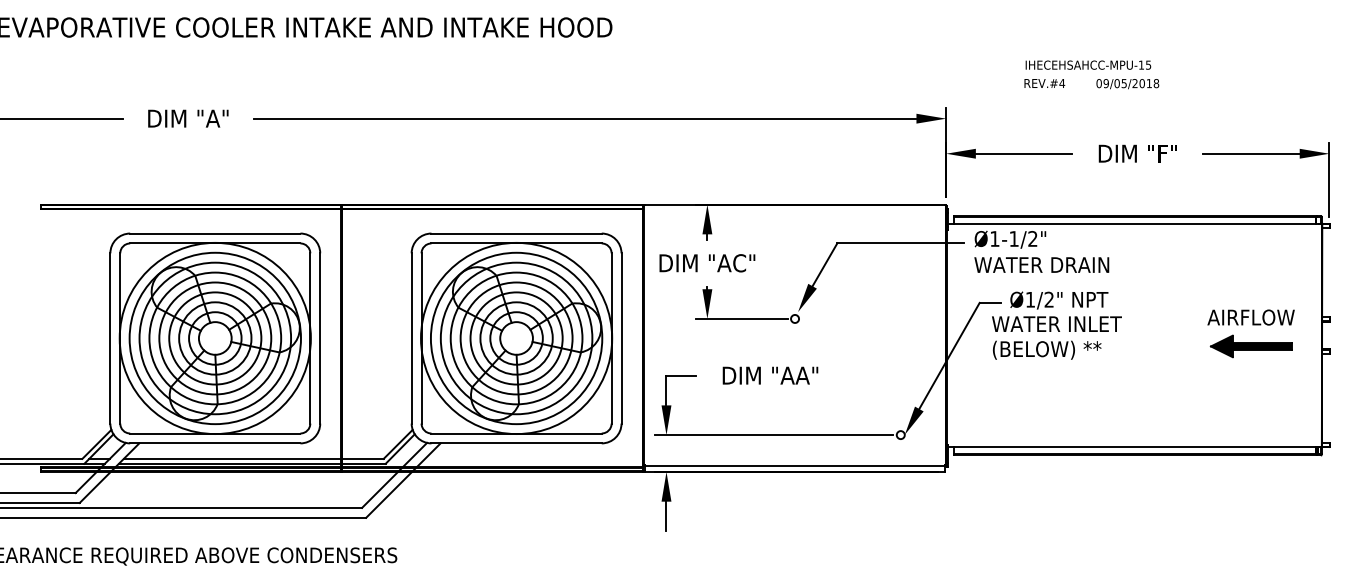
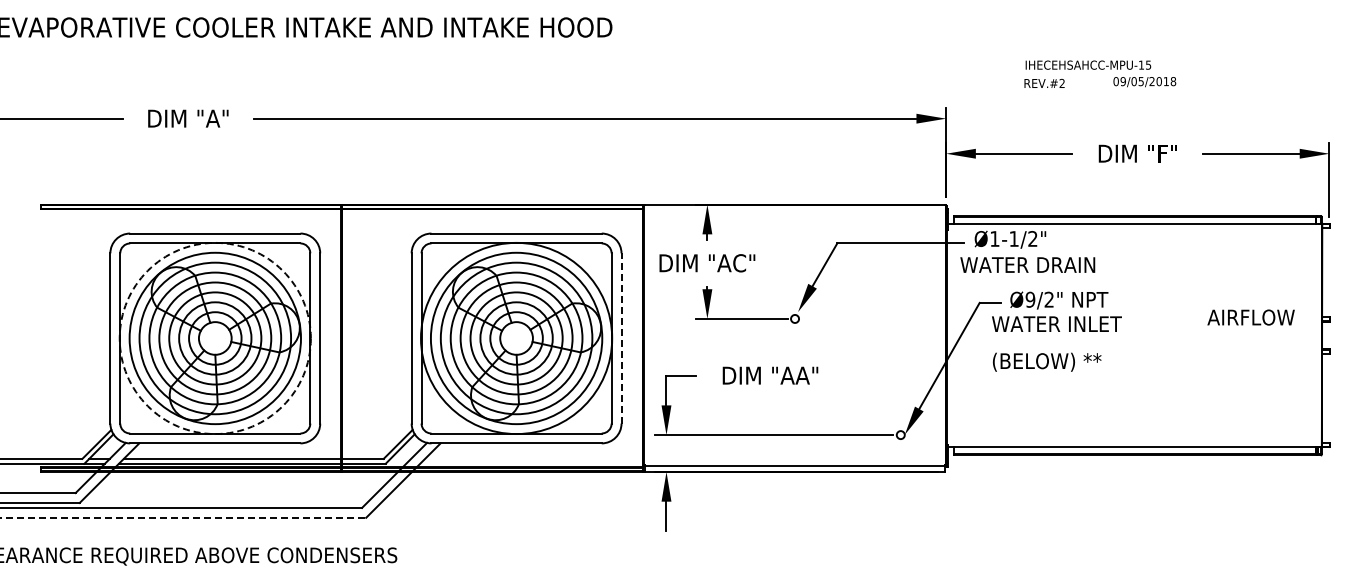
text: REV.#4 -> REV.#2 (1062, 82)
text position: (1127, 84) -> (1144, 82) (1144, 82)
text position: (1041, 264) -> (1027, 264) (1027, 264)
text: Ø1/2" -> Ø9/2" (1030, 299)
line: solid -> dashed (621, 337)
circle: solid -> dashed (214, 338)
part: present -> none (1250, 346)
text position: (1047, 349) -> (1047, 361) (1047, 361)
line: solid -> dashed (183, 517)
